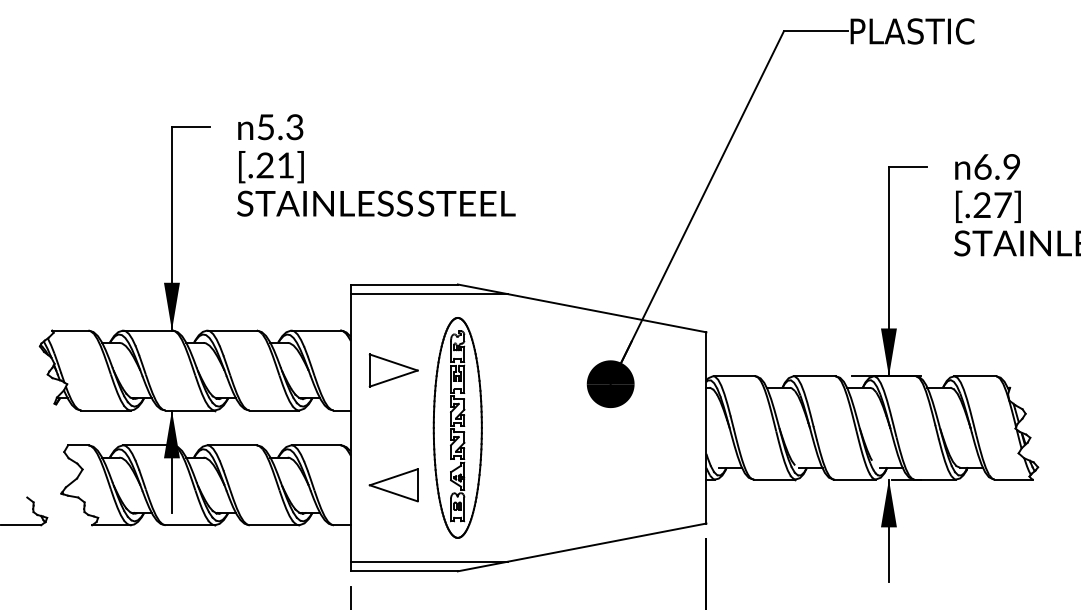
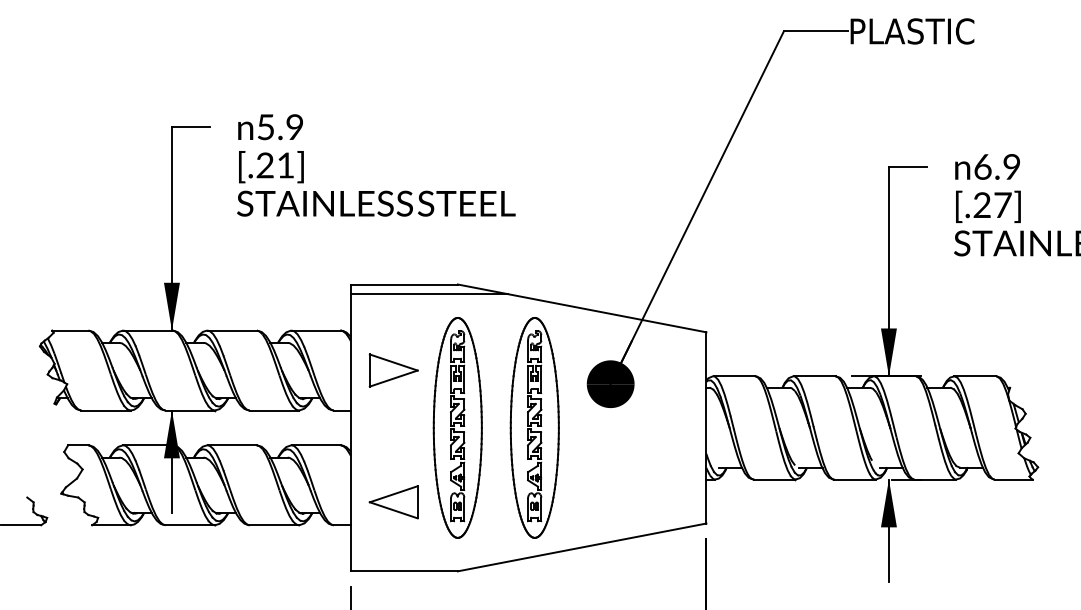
text: 5.3 -> 5.9 (294, 127)
part: none -> present (534, 427)
part position: (393, 485) -> (393, 502) (393, 502)
line: present -> none (428, 561)
